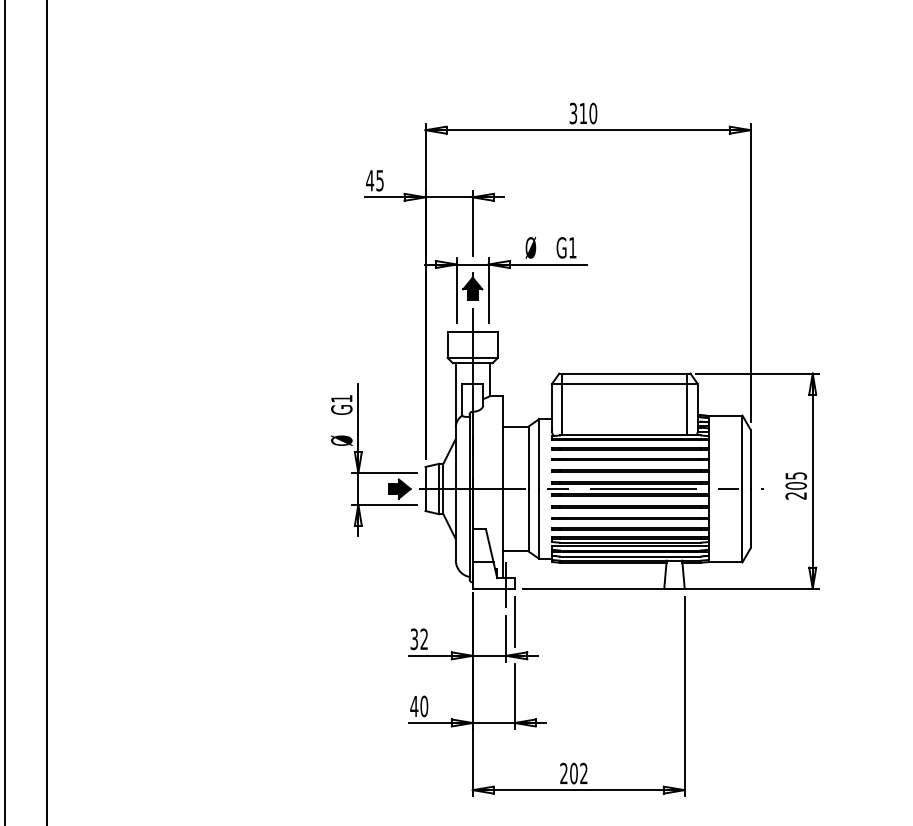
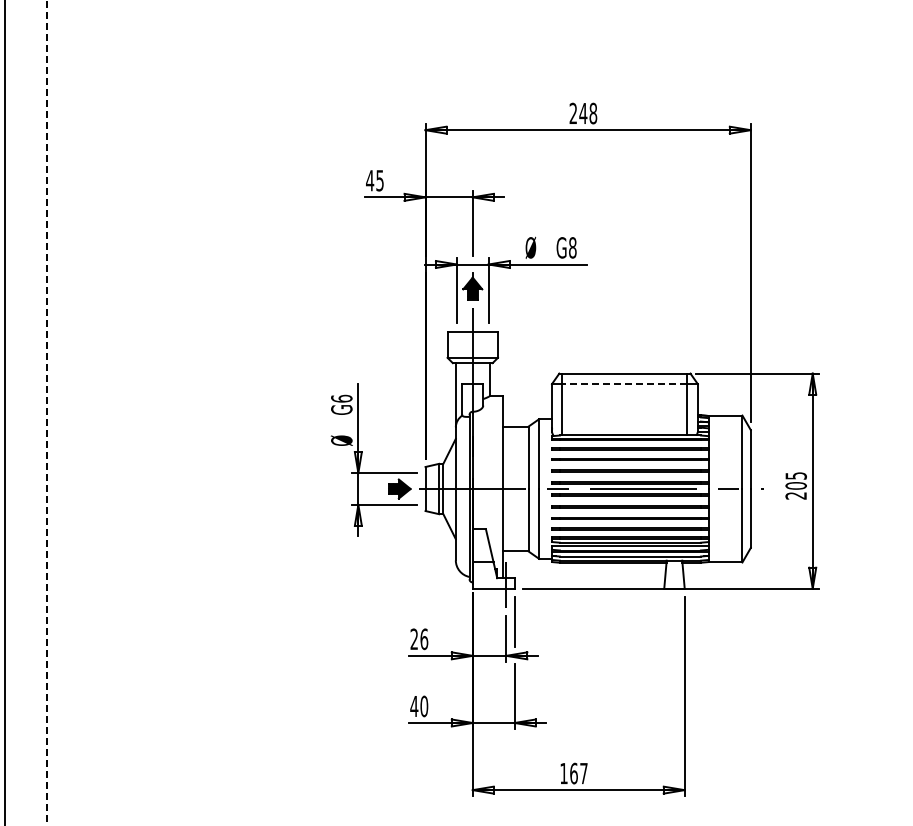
text: 310 -> 248 (583, 113)
text: G1 -> G8 (572, 247)
line: solid -> dashed (624, 384)
text: G1 -> G6 (341, 398)
line: solid -> dashed (47, 413)
text: 32 -> 26 (419, 639)
text: 202 -> 167 (573, 773)
